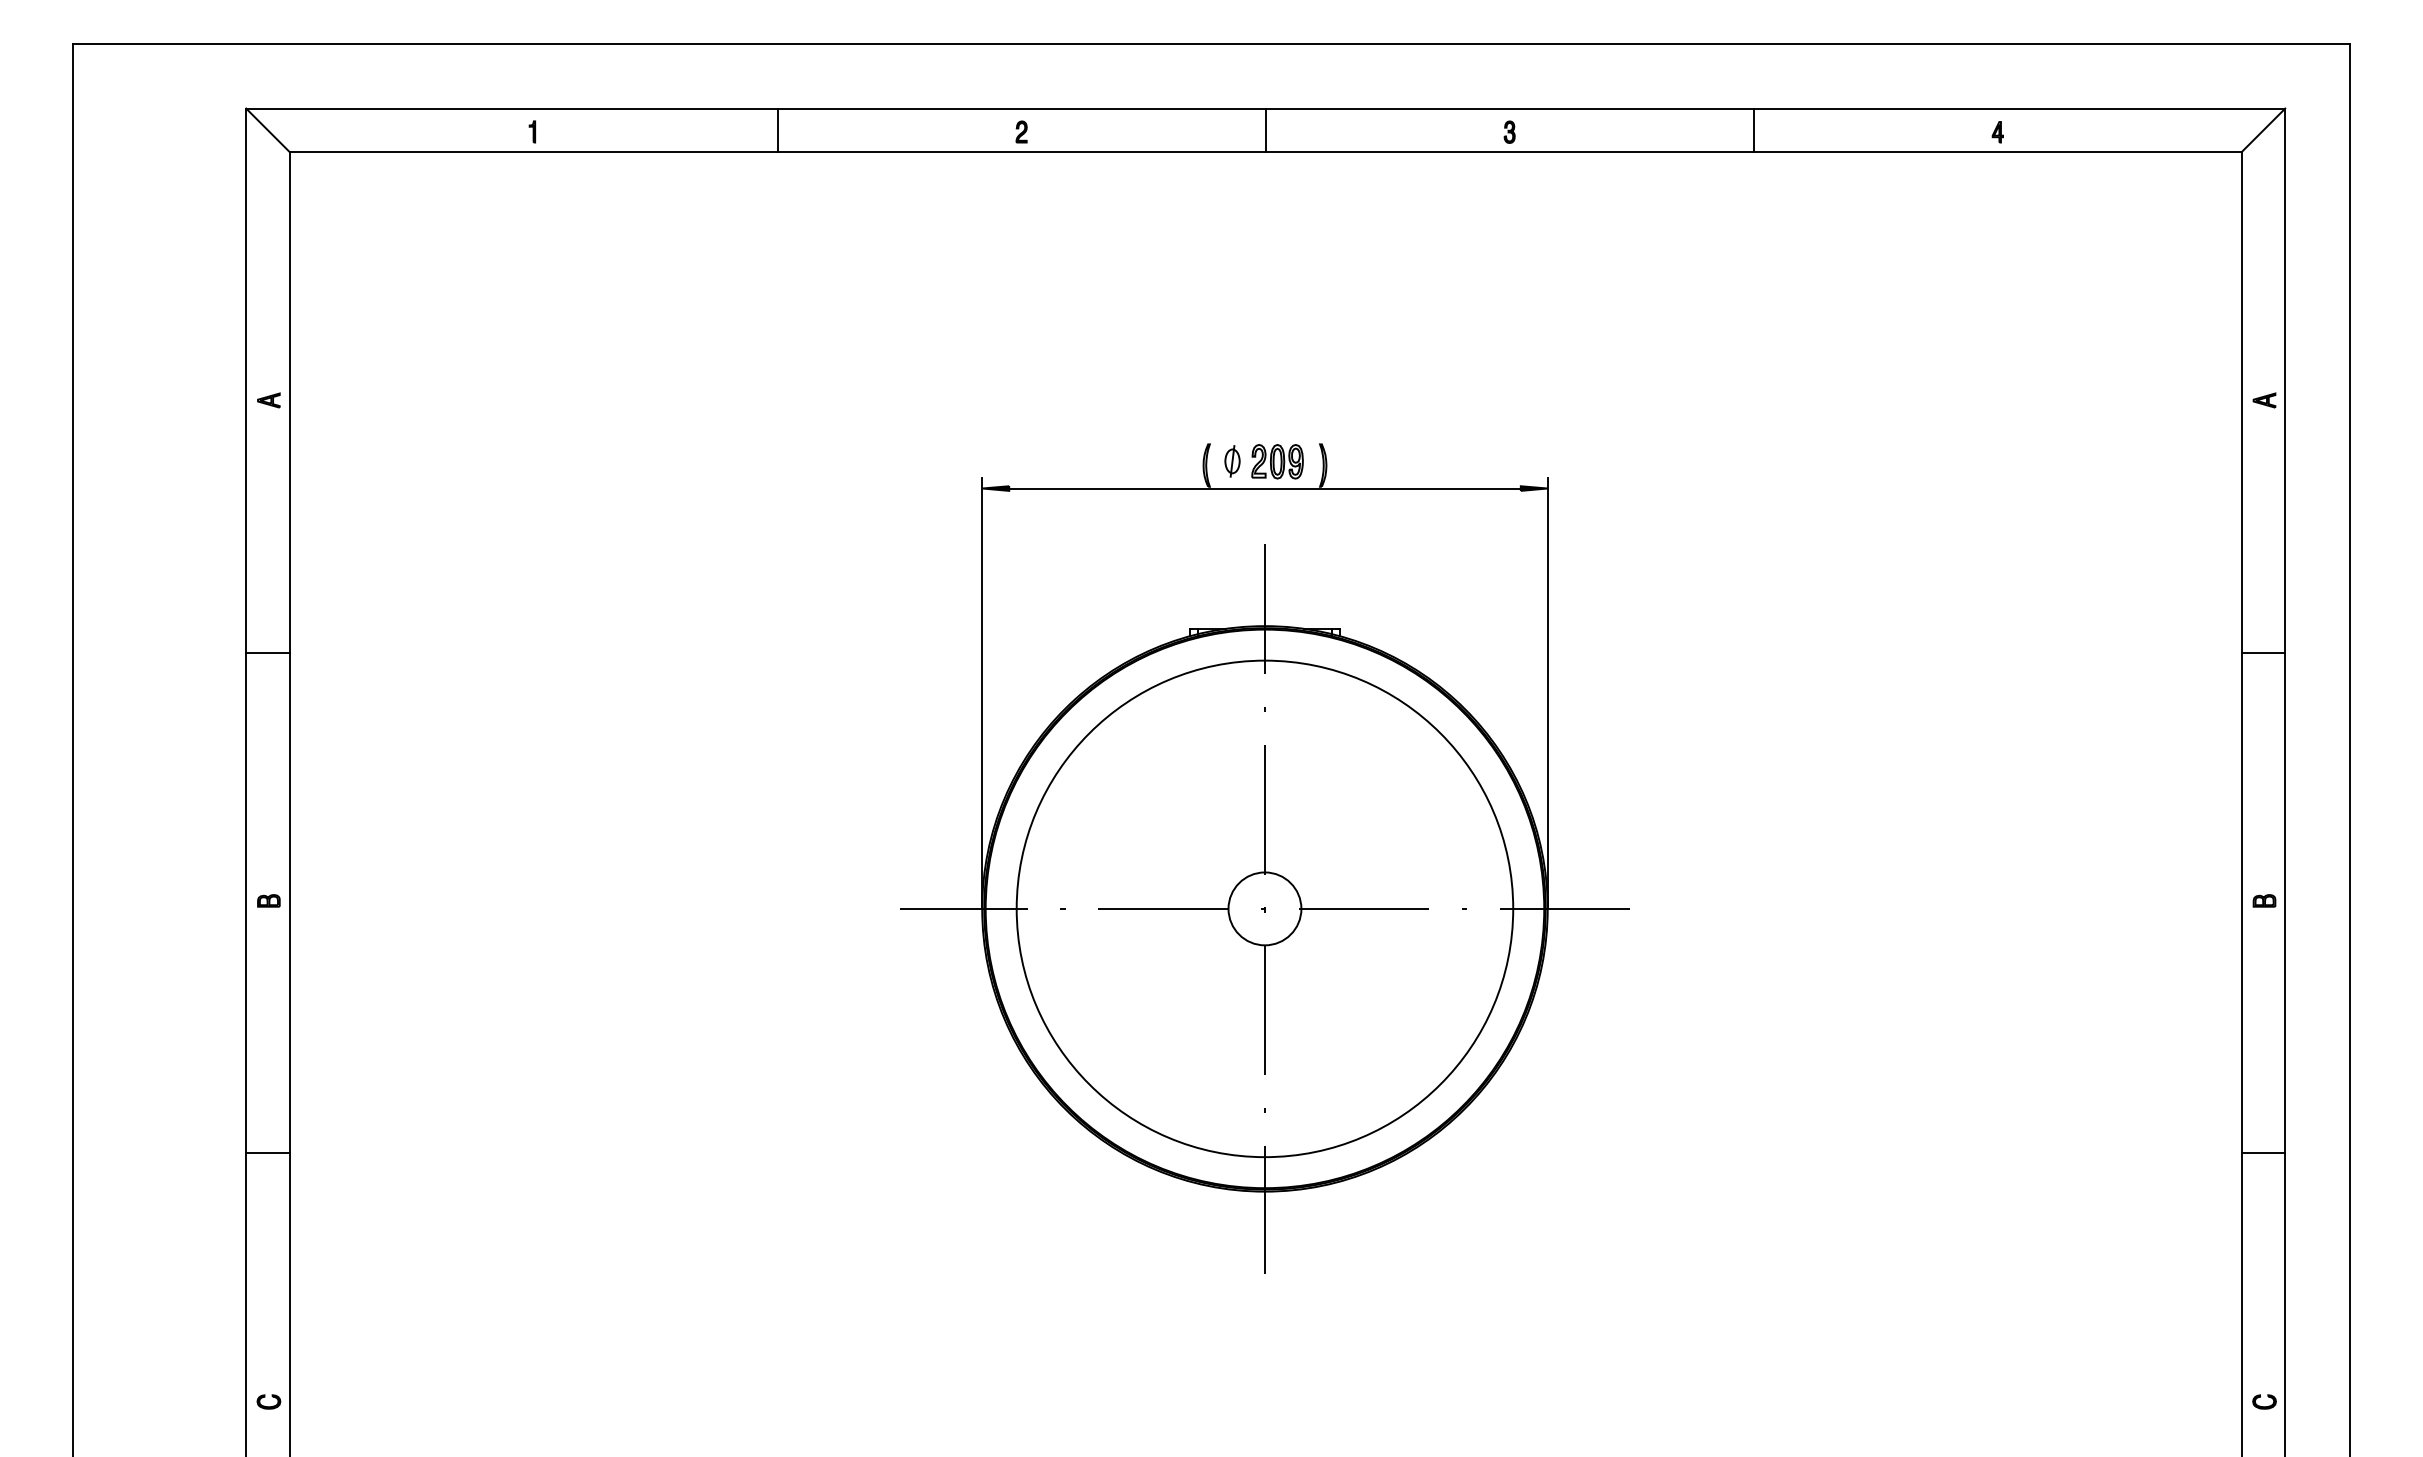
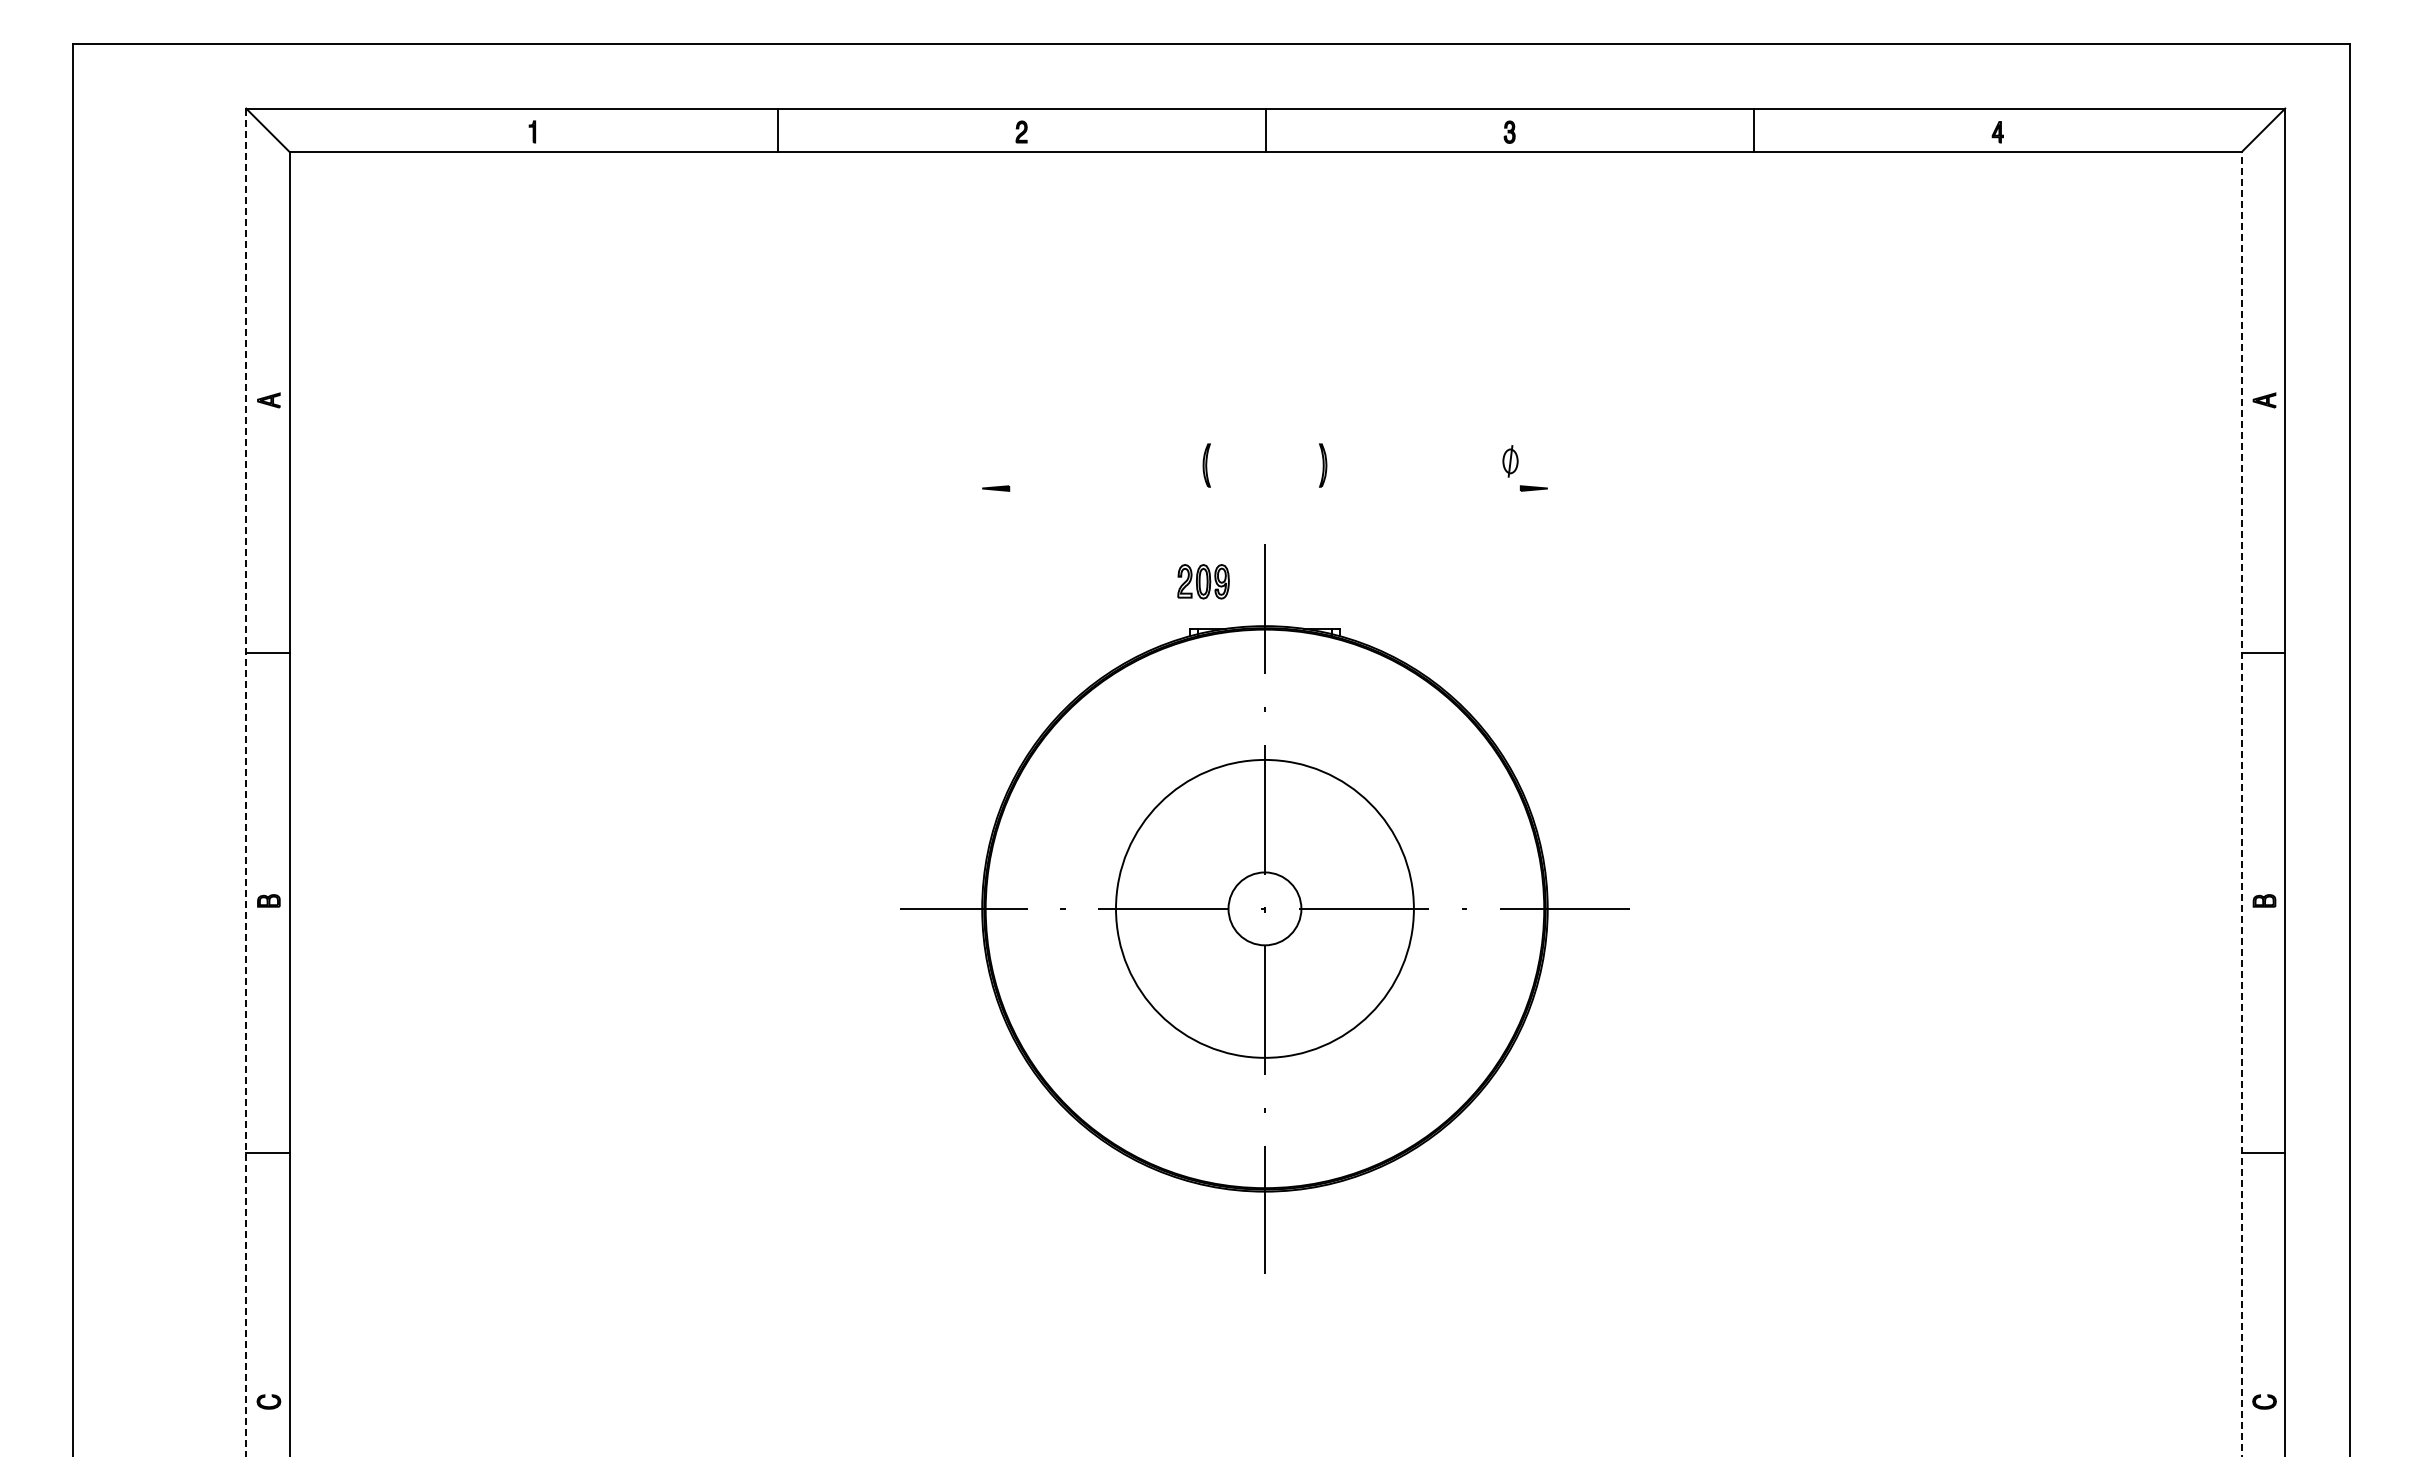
part position: (1232, 461) -> (1510, 461) (1510, 461)
part position: (1277, 461) -> (1203, 581) (1203, 581)
line: present -> none (1264, 488)
line: present -> none (982, 692)
line: present -> none (1547, 692)
line: solid -> dashed (246, 782)
line: solid -> dashed (2241, 803)
circle diameter: 497 px -> 298 px (1264, 908)
